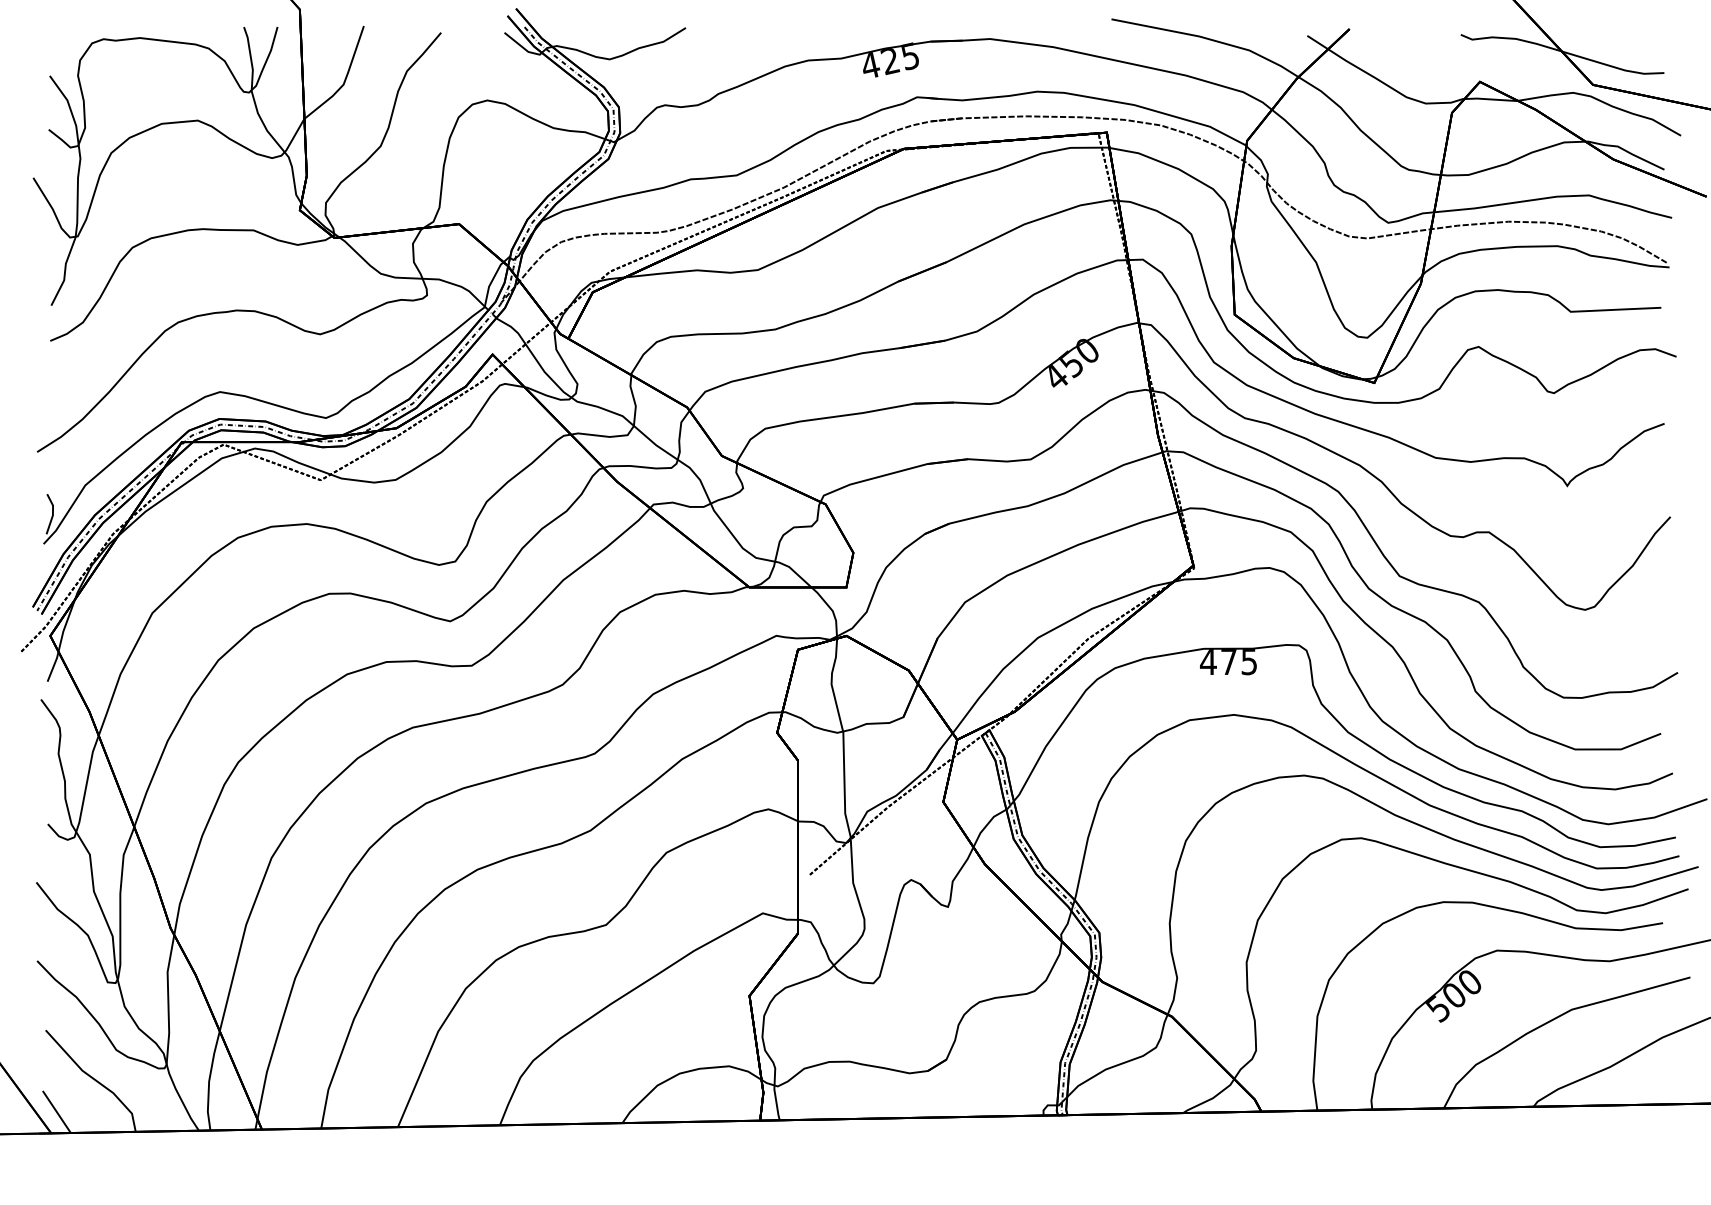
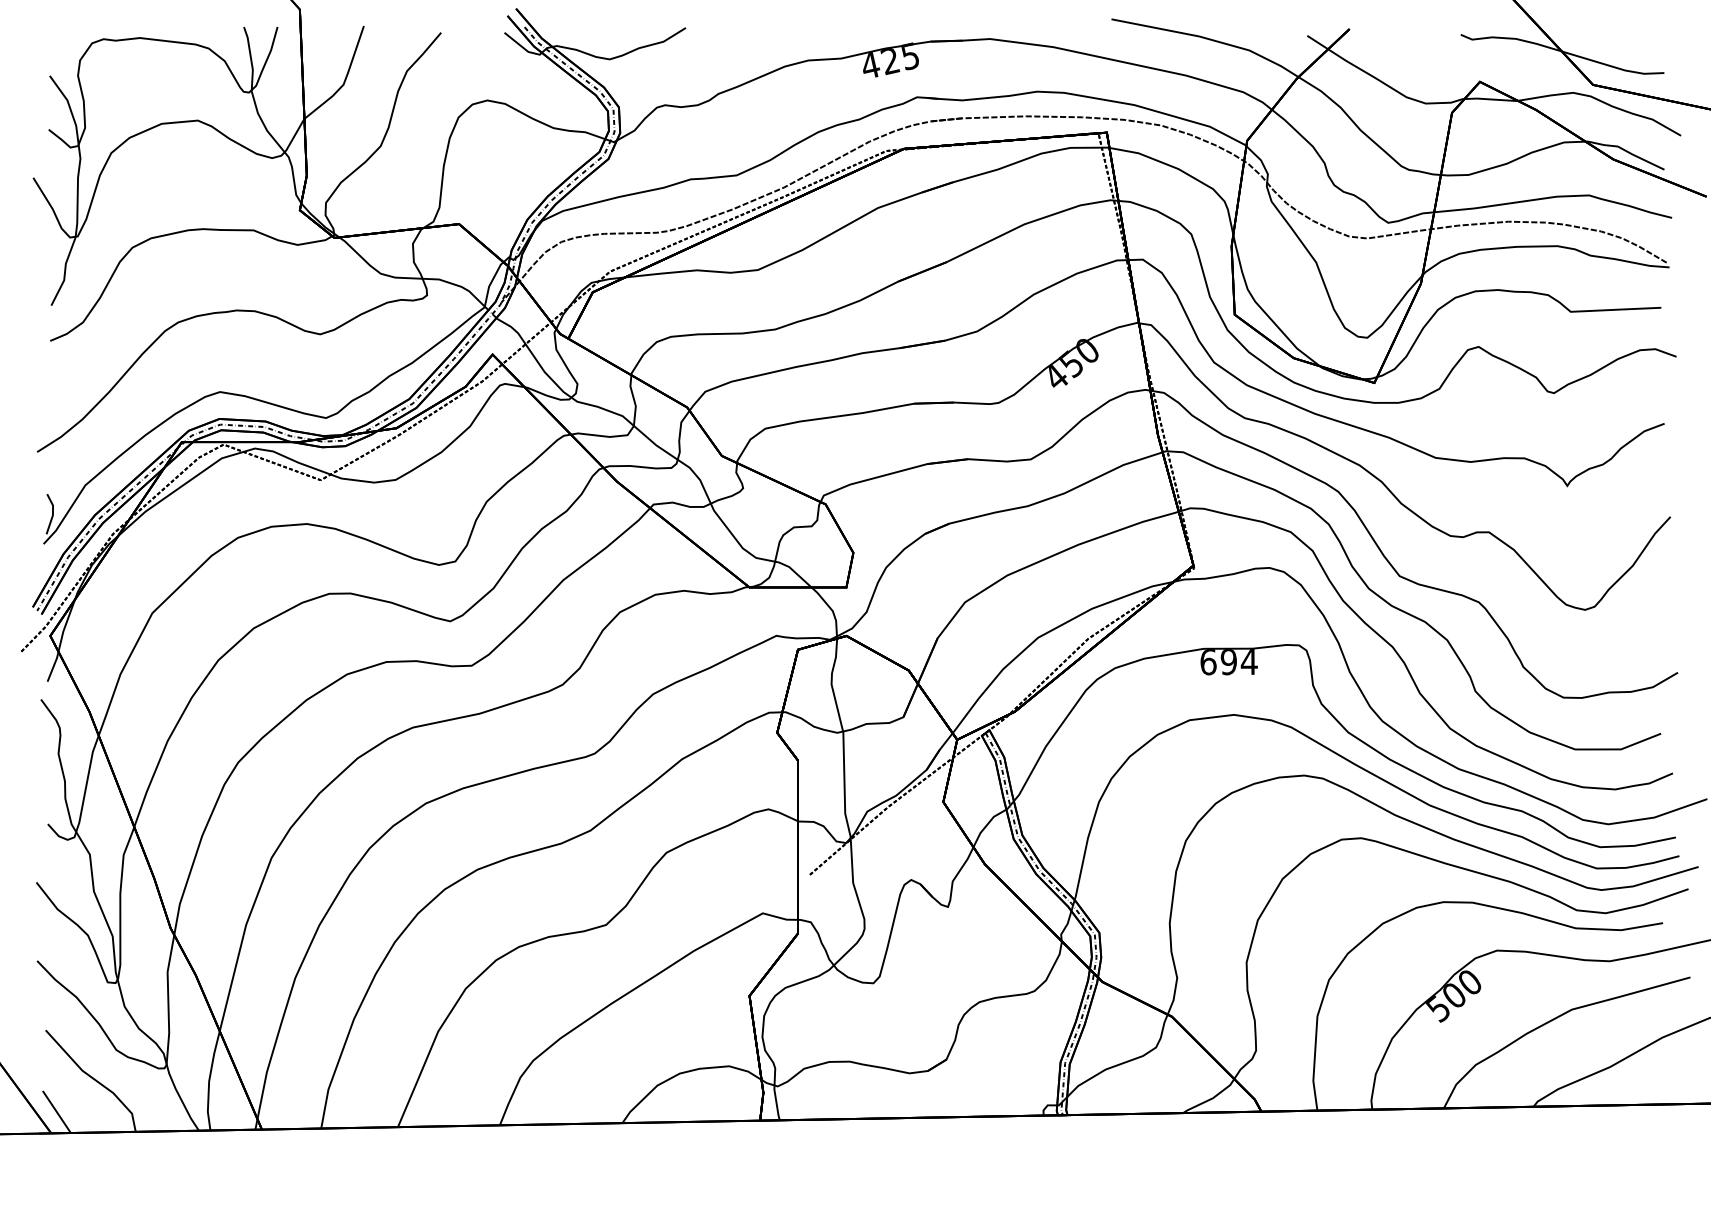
text: 475 -> 694 (1228, 662)
